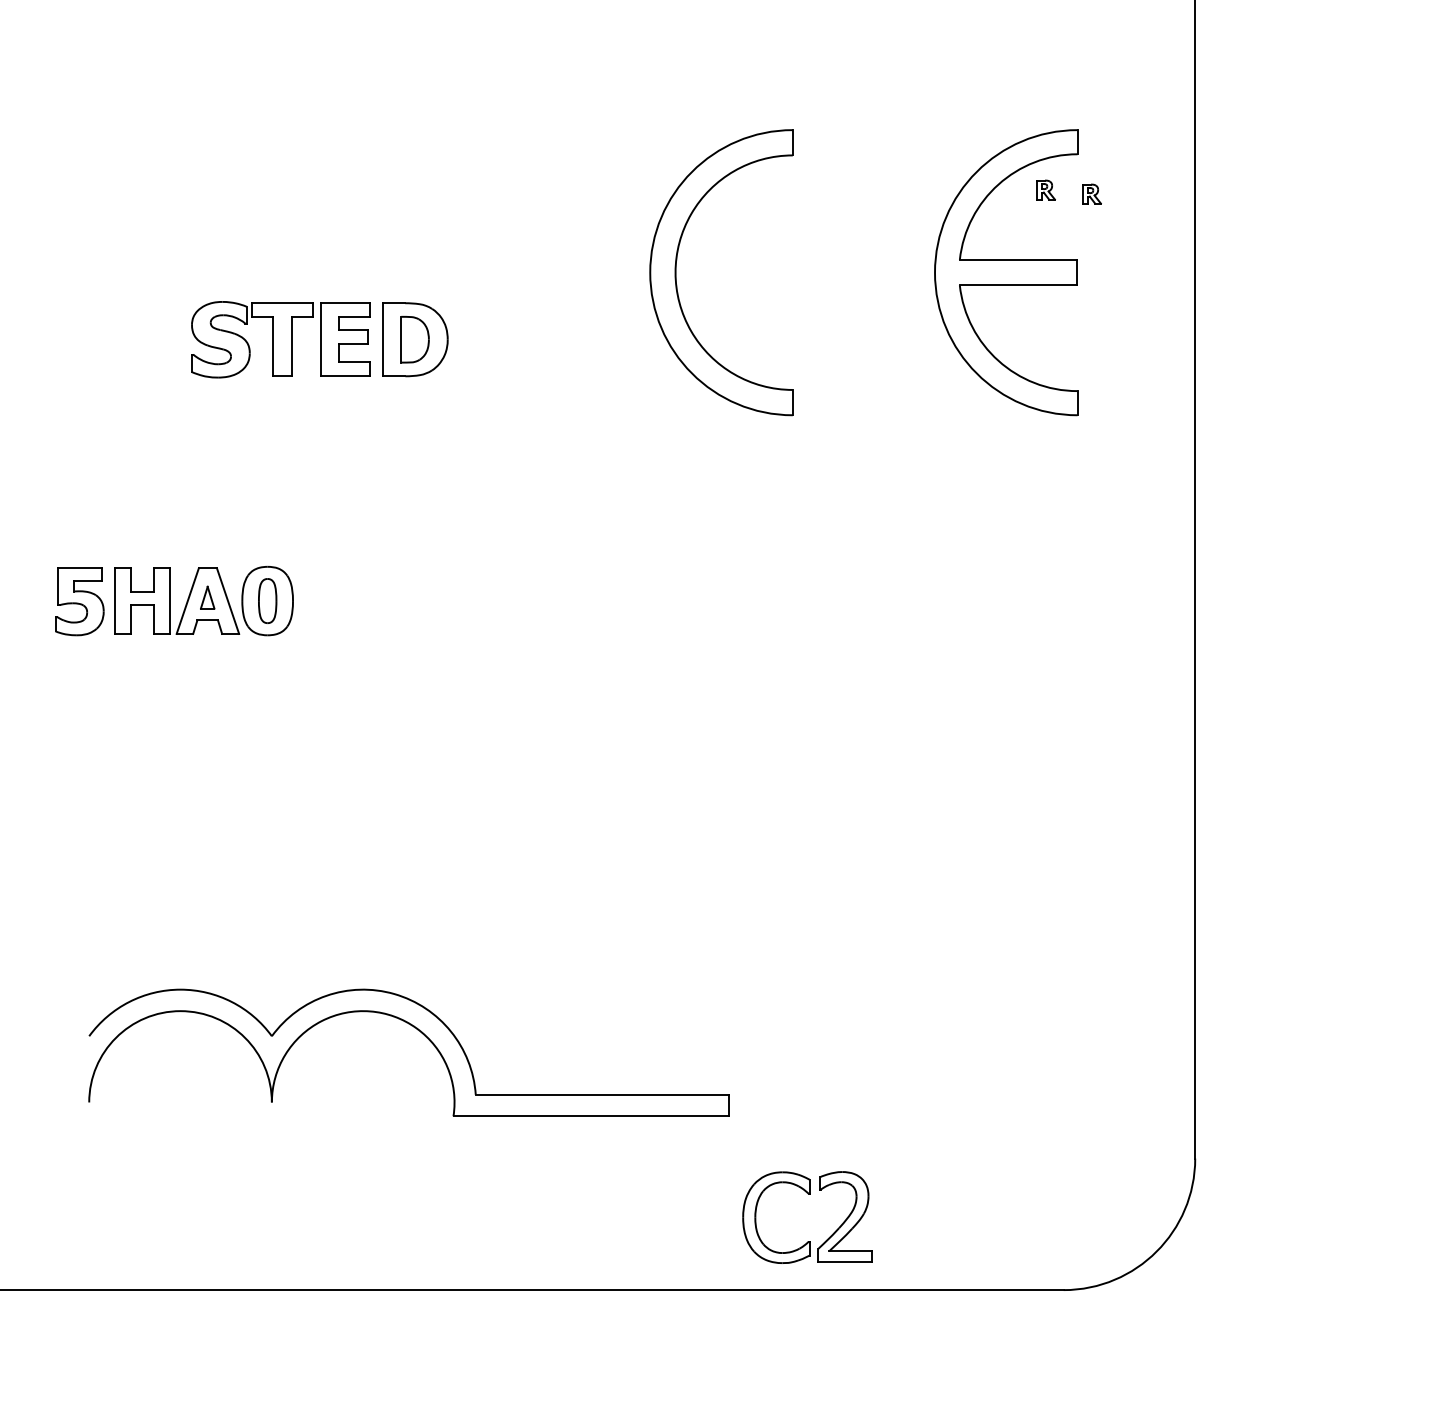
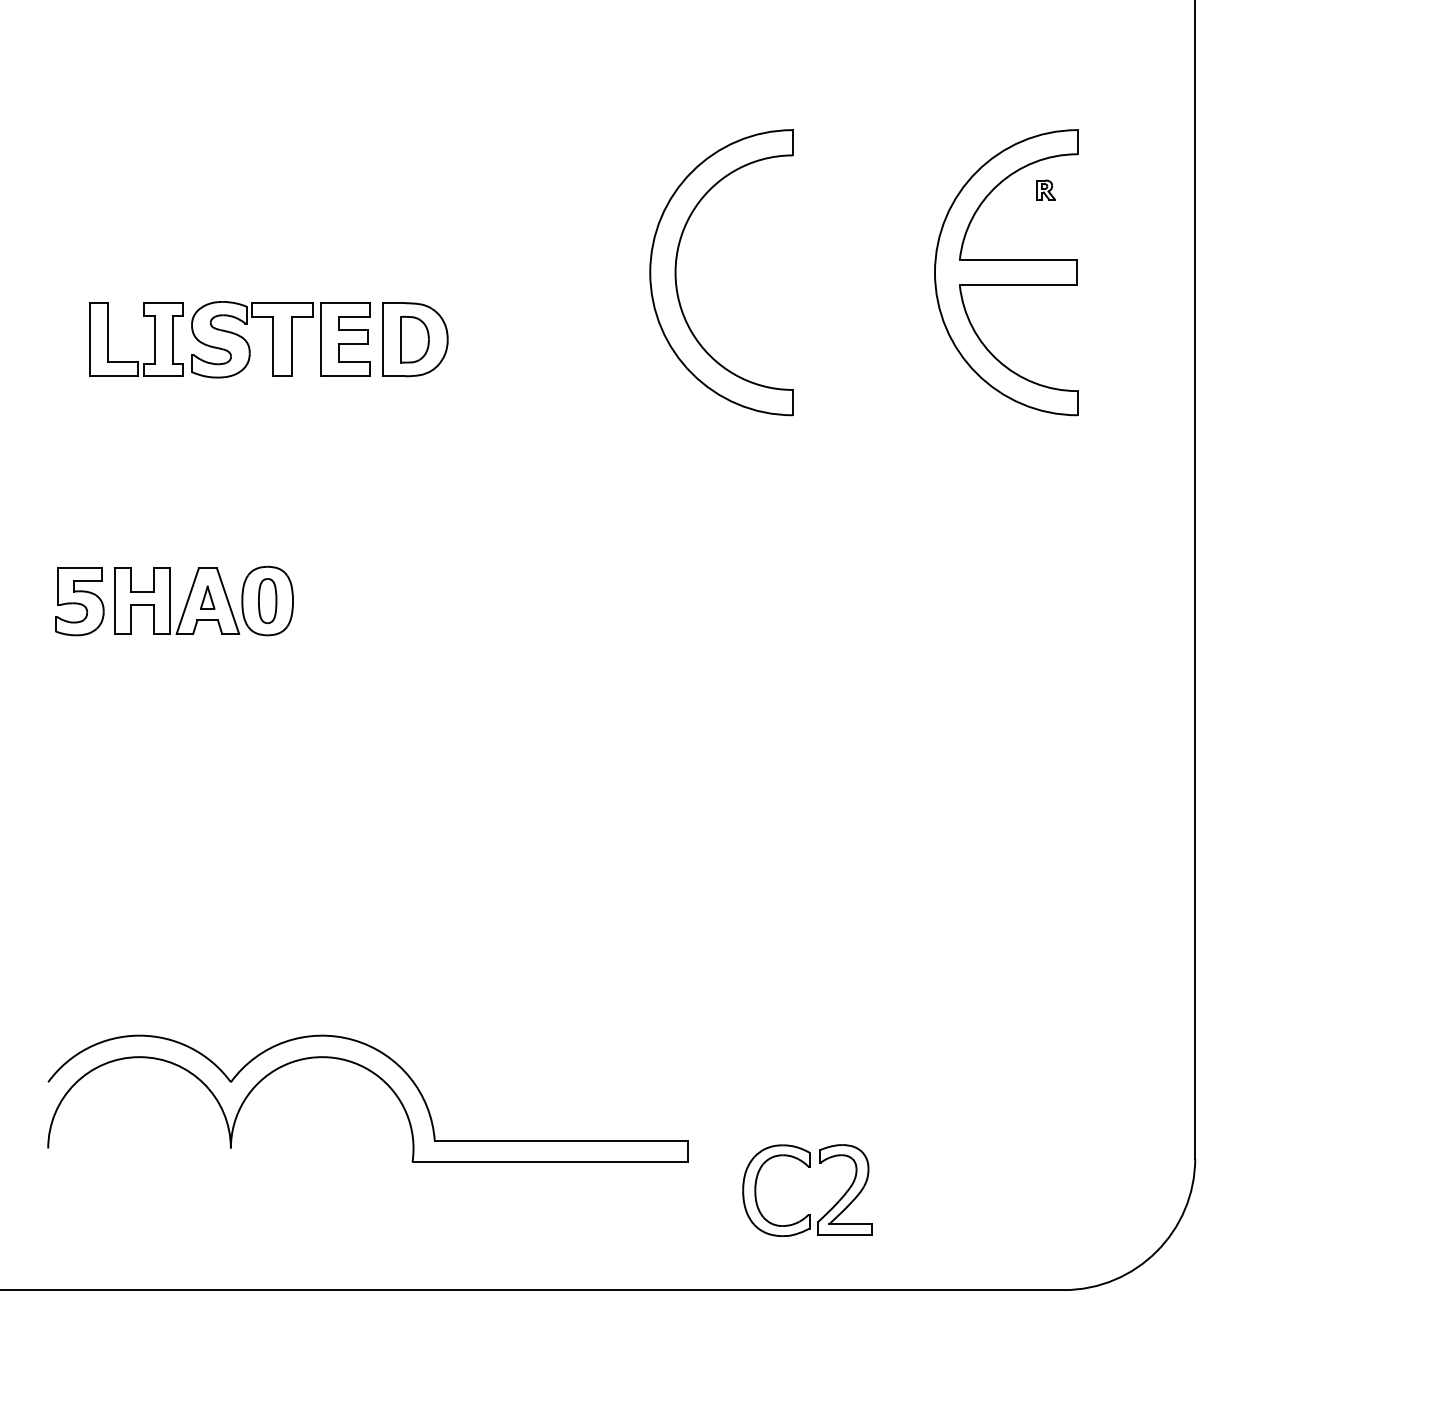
part: present -> none (1091, 193)
part: none -> present (154, 339)
part position: (424, 1036) -> (383, 1082) (383, 1082)
part position: (808, 1194) -> (808, 1167) (808, 1167)
